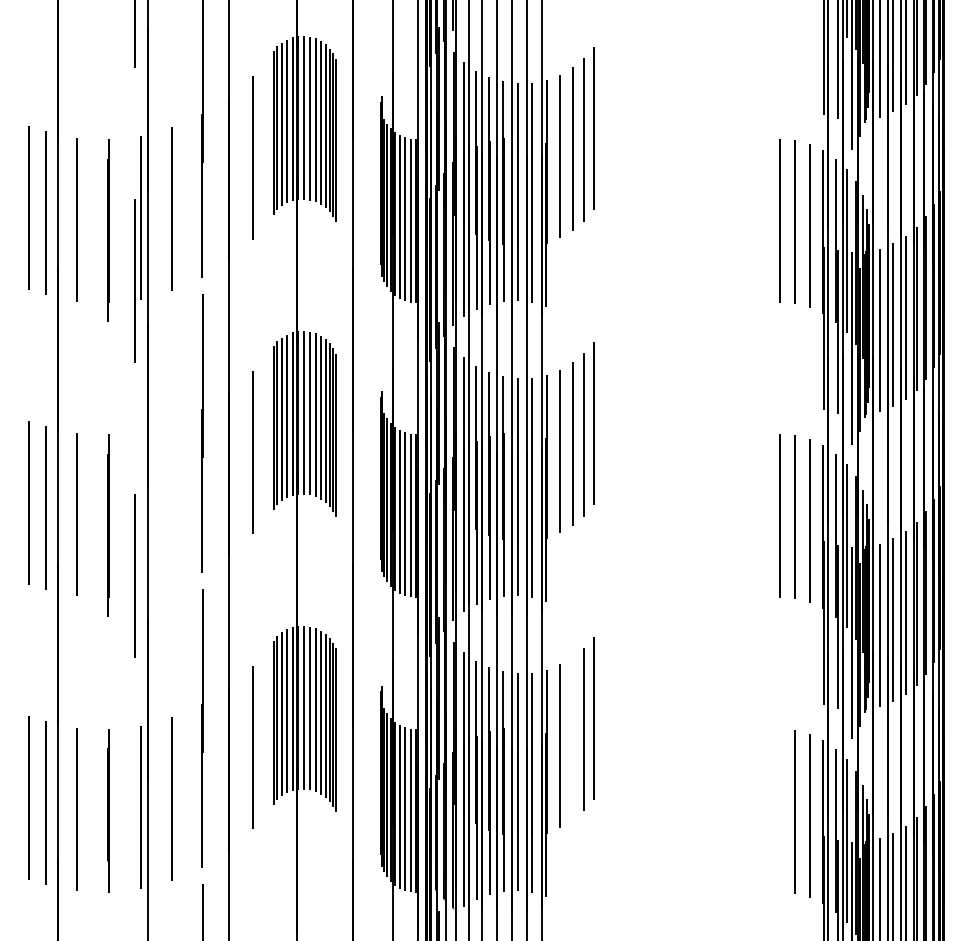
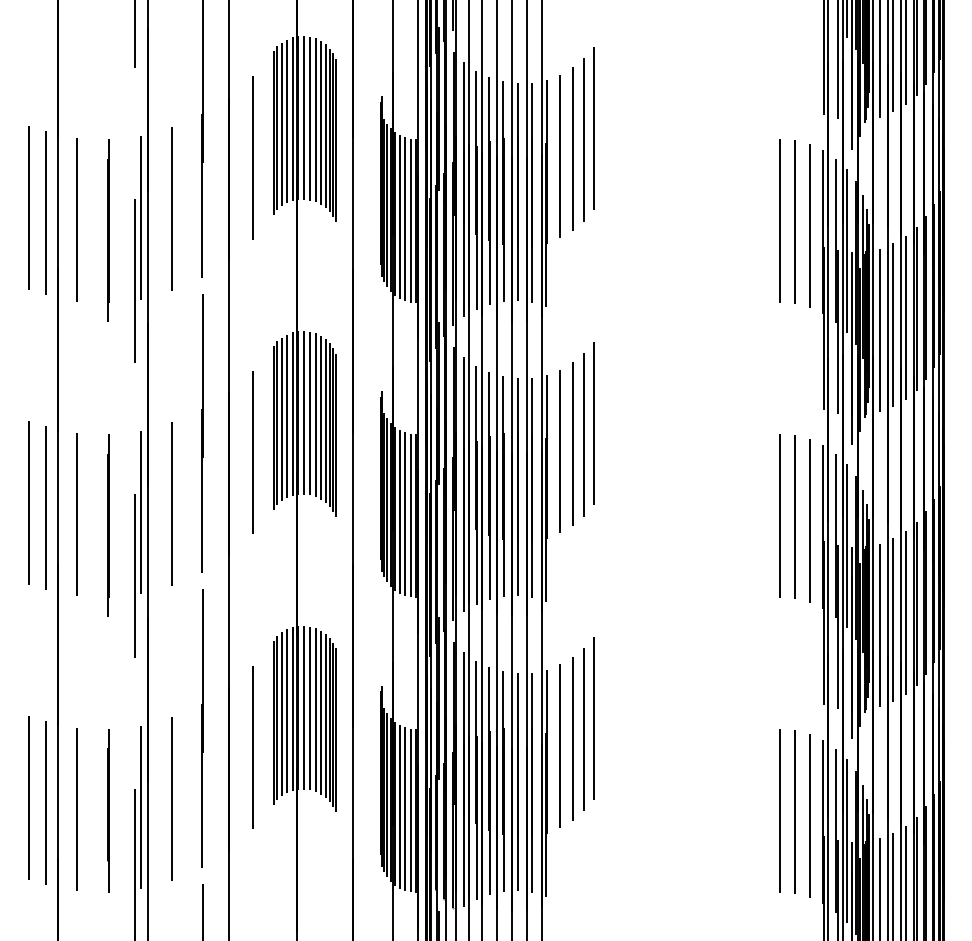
line: none -> present (172, 504)
line: none -> present (141, 512)
line: none -> present (572, 738)
line: none -> present (779, 810)
line: none -> present (134, 863)
